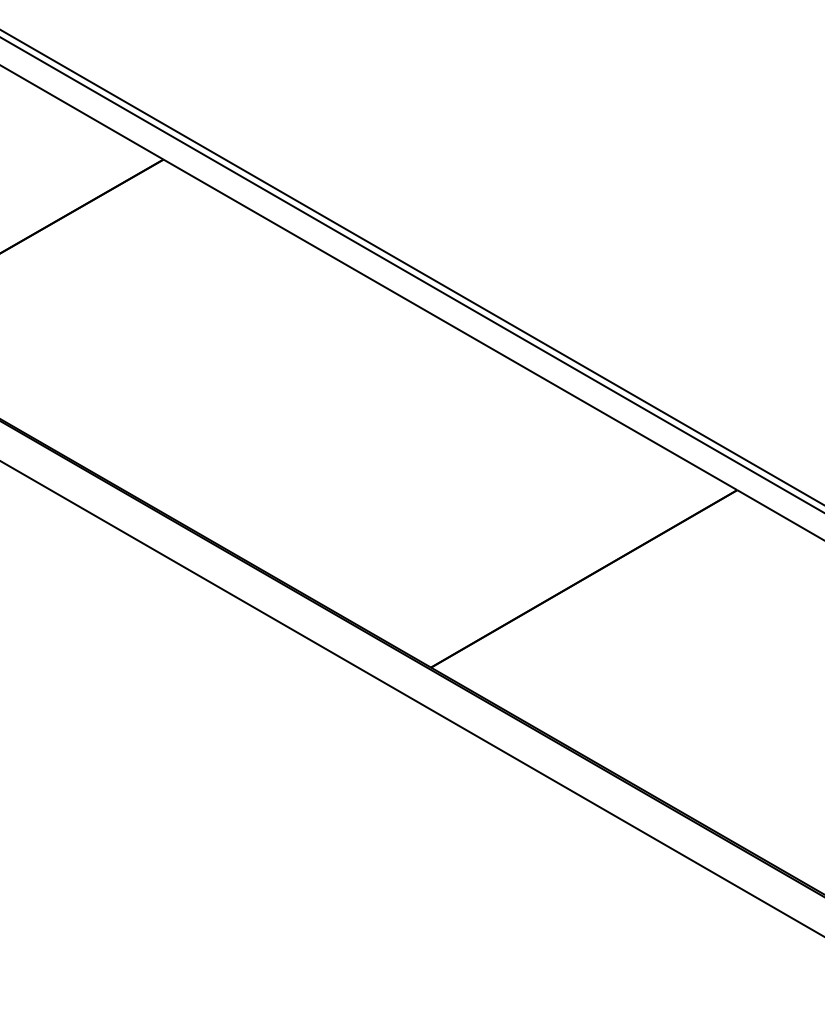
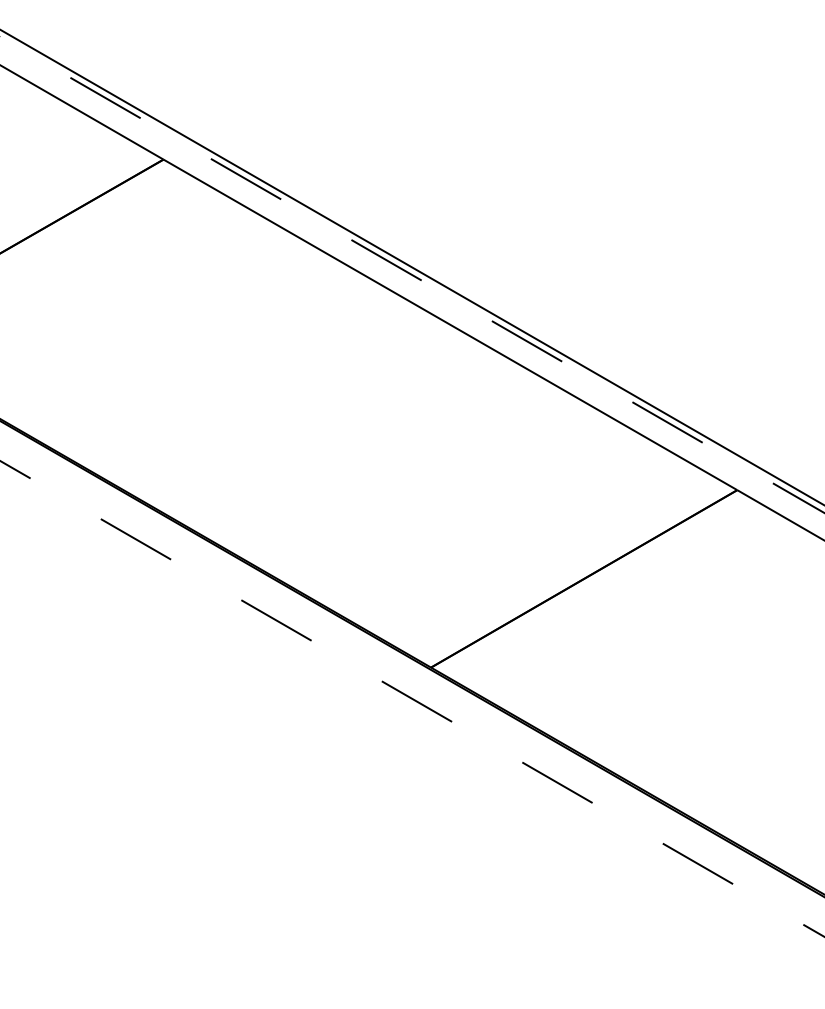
line: solid -> dashed (412, 275)
line: solid -> dashed (413, 699)
